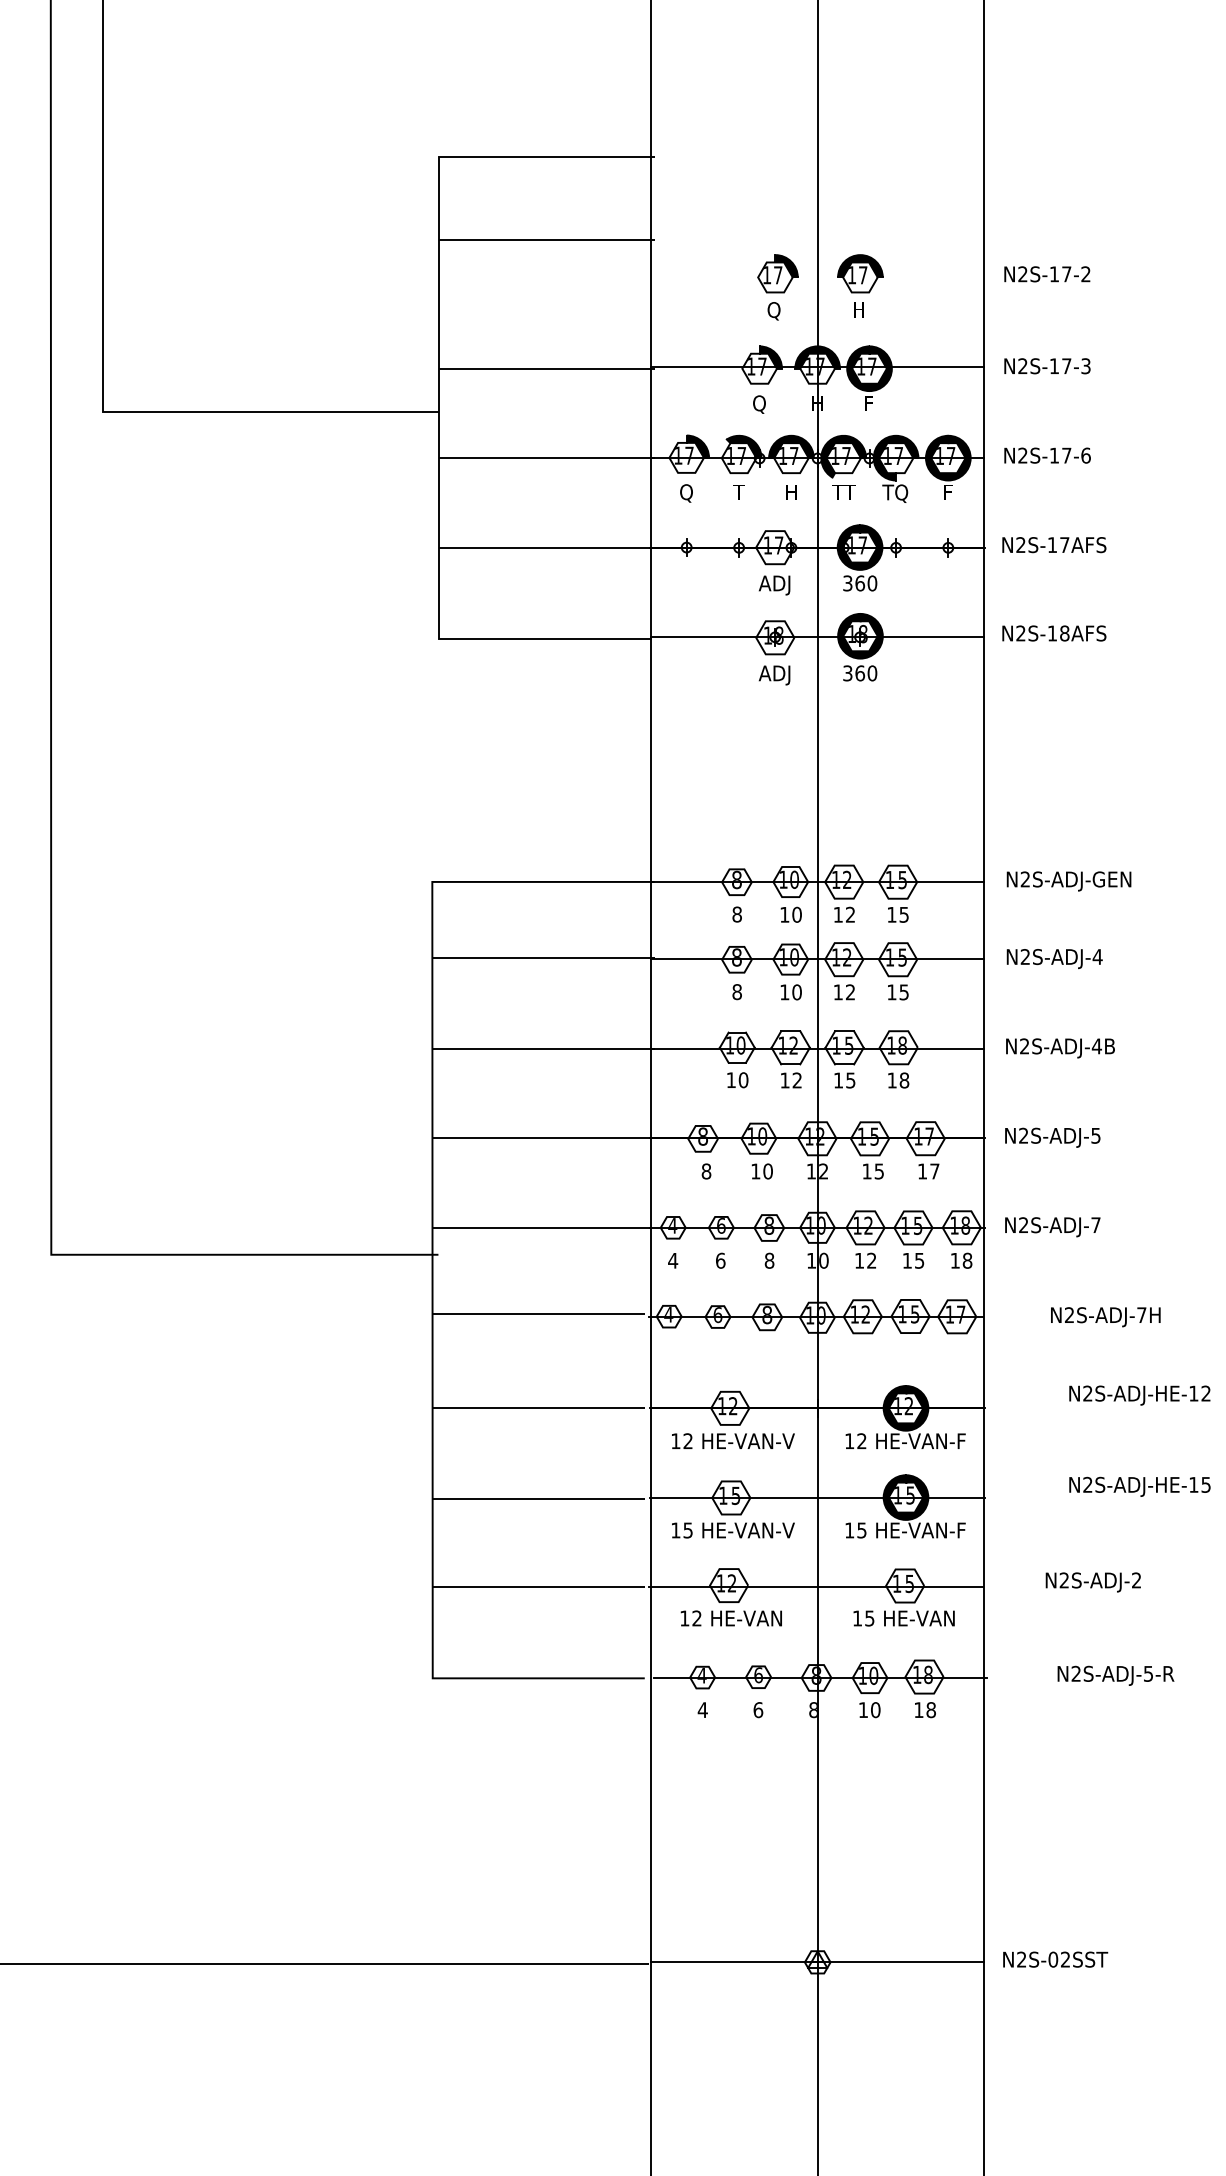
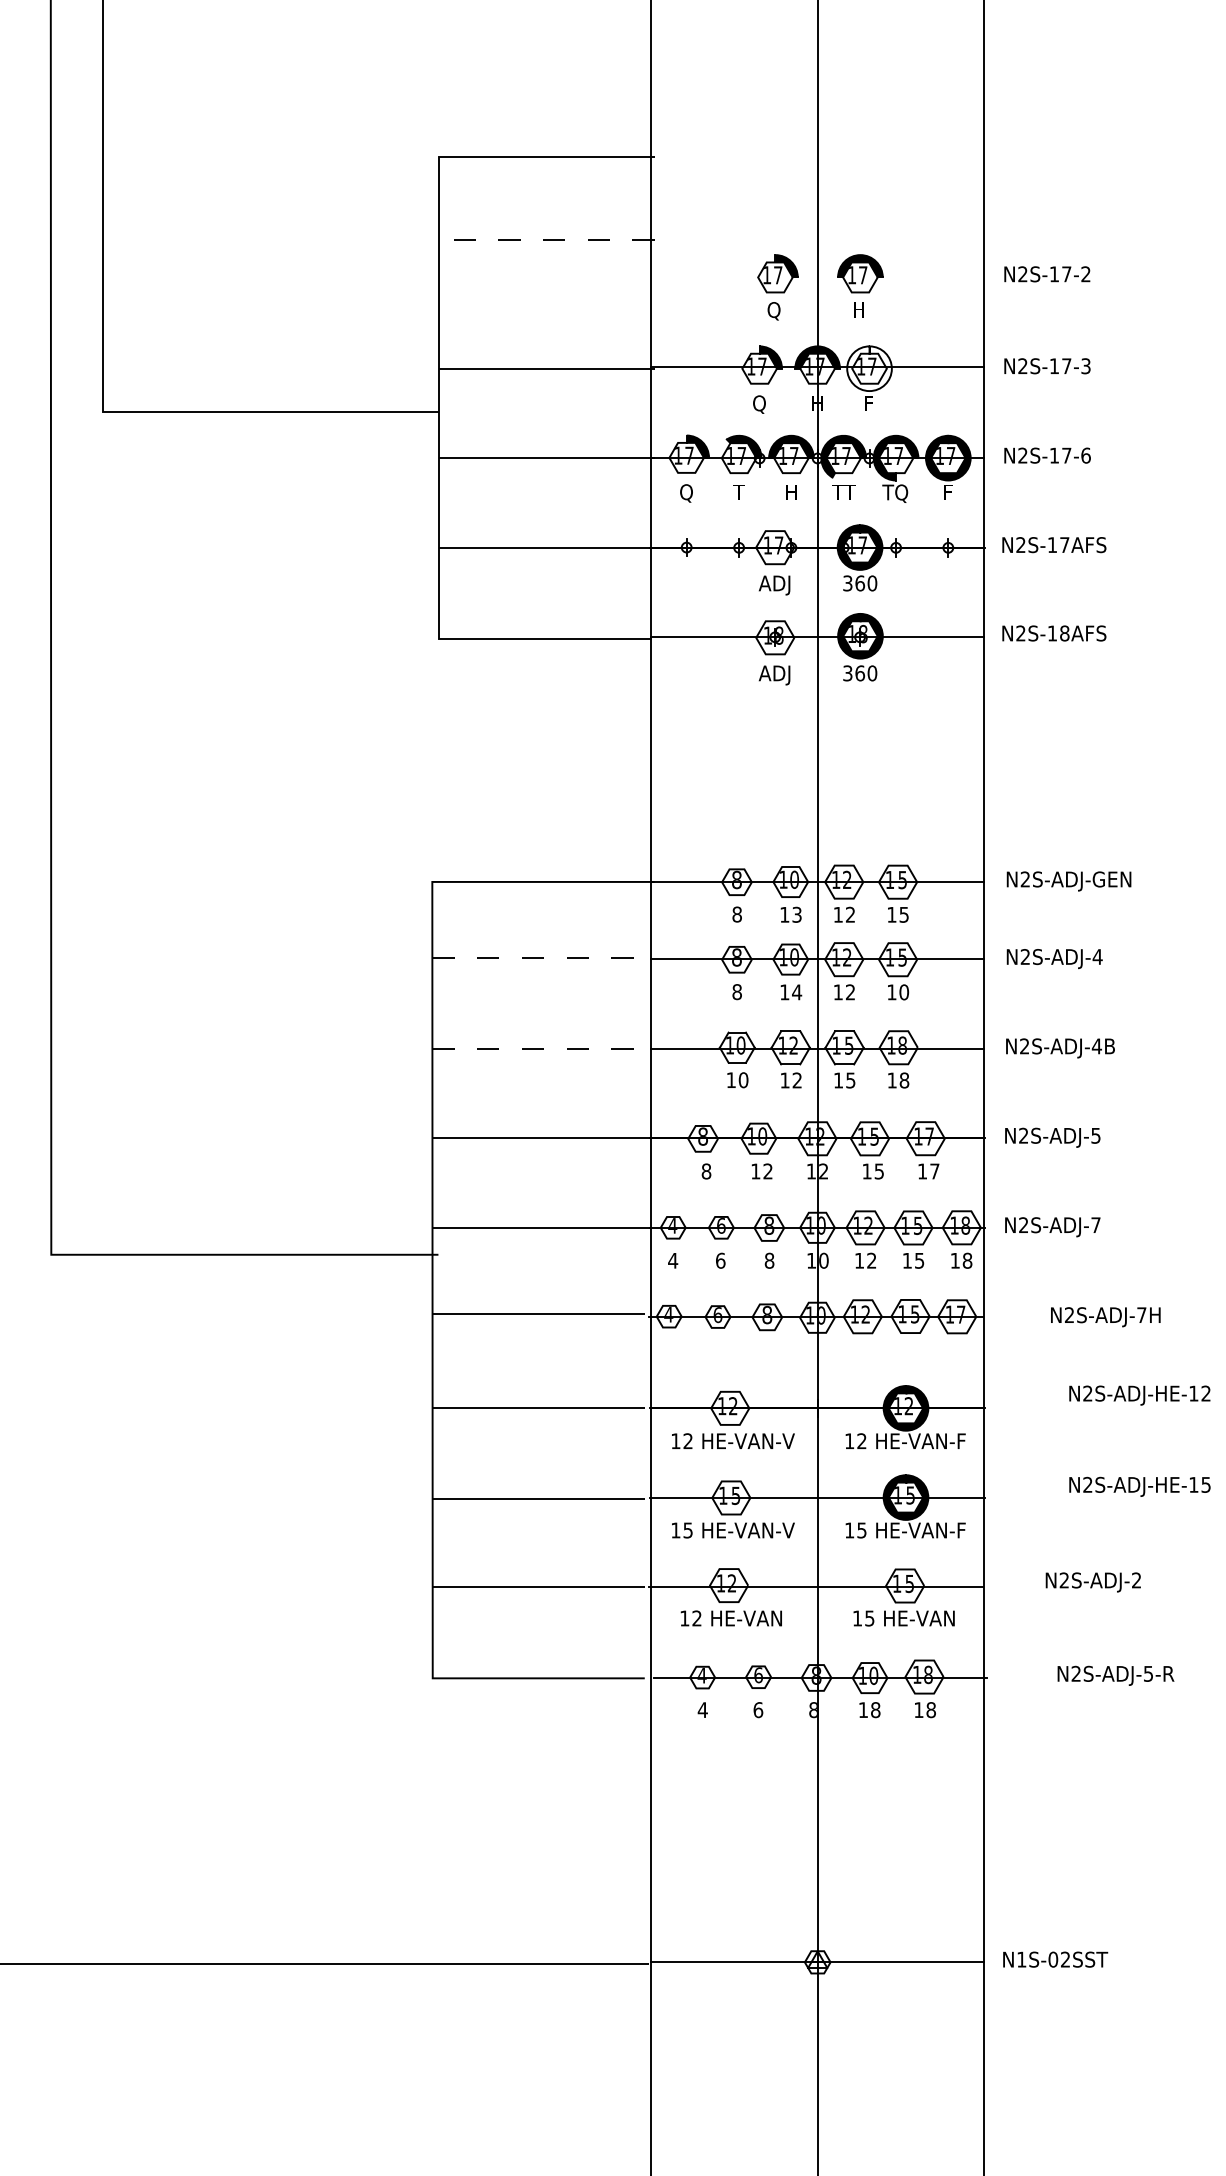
line: solid -> dashed (546, 240)
fill: present -> none (869, 368)
text: 10 -> 13 (796, 914)
line: solid -> dashed (544, 958)
text: 10 -> 14 (797, 992)
text: 15 -> 10 (904, 992)
line: solid -> dashed (544, 1048)
text: 10 -> 12 (767, 1171)
text: 10 -> 18 (875, 1709)
text: N2S-02SST -> N1S-02SST (1021, 1959)
